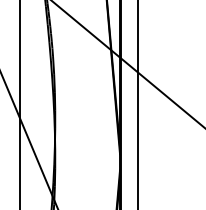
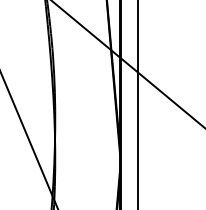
line: present -> none (19, 104)
